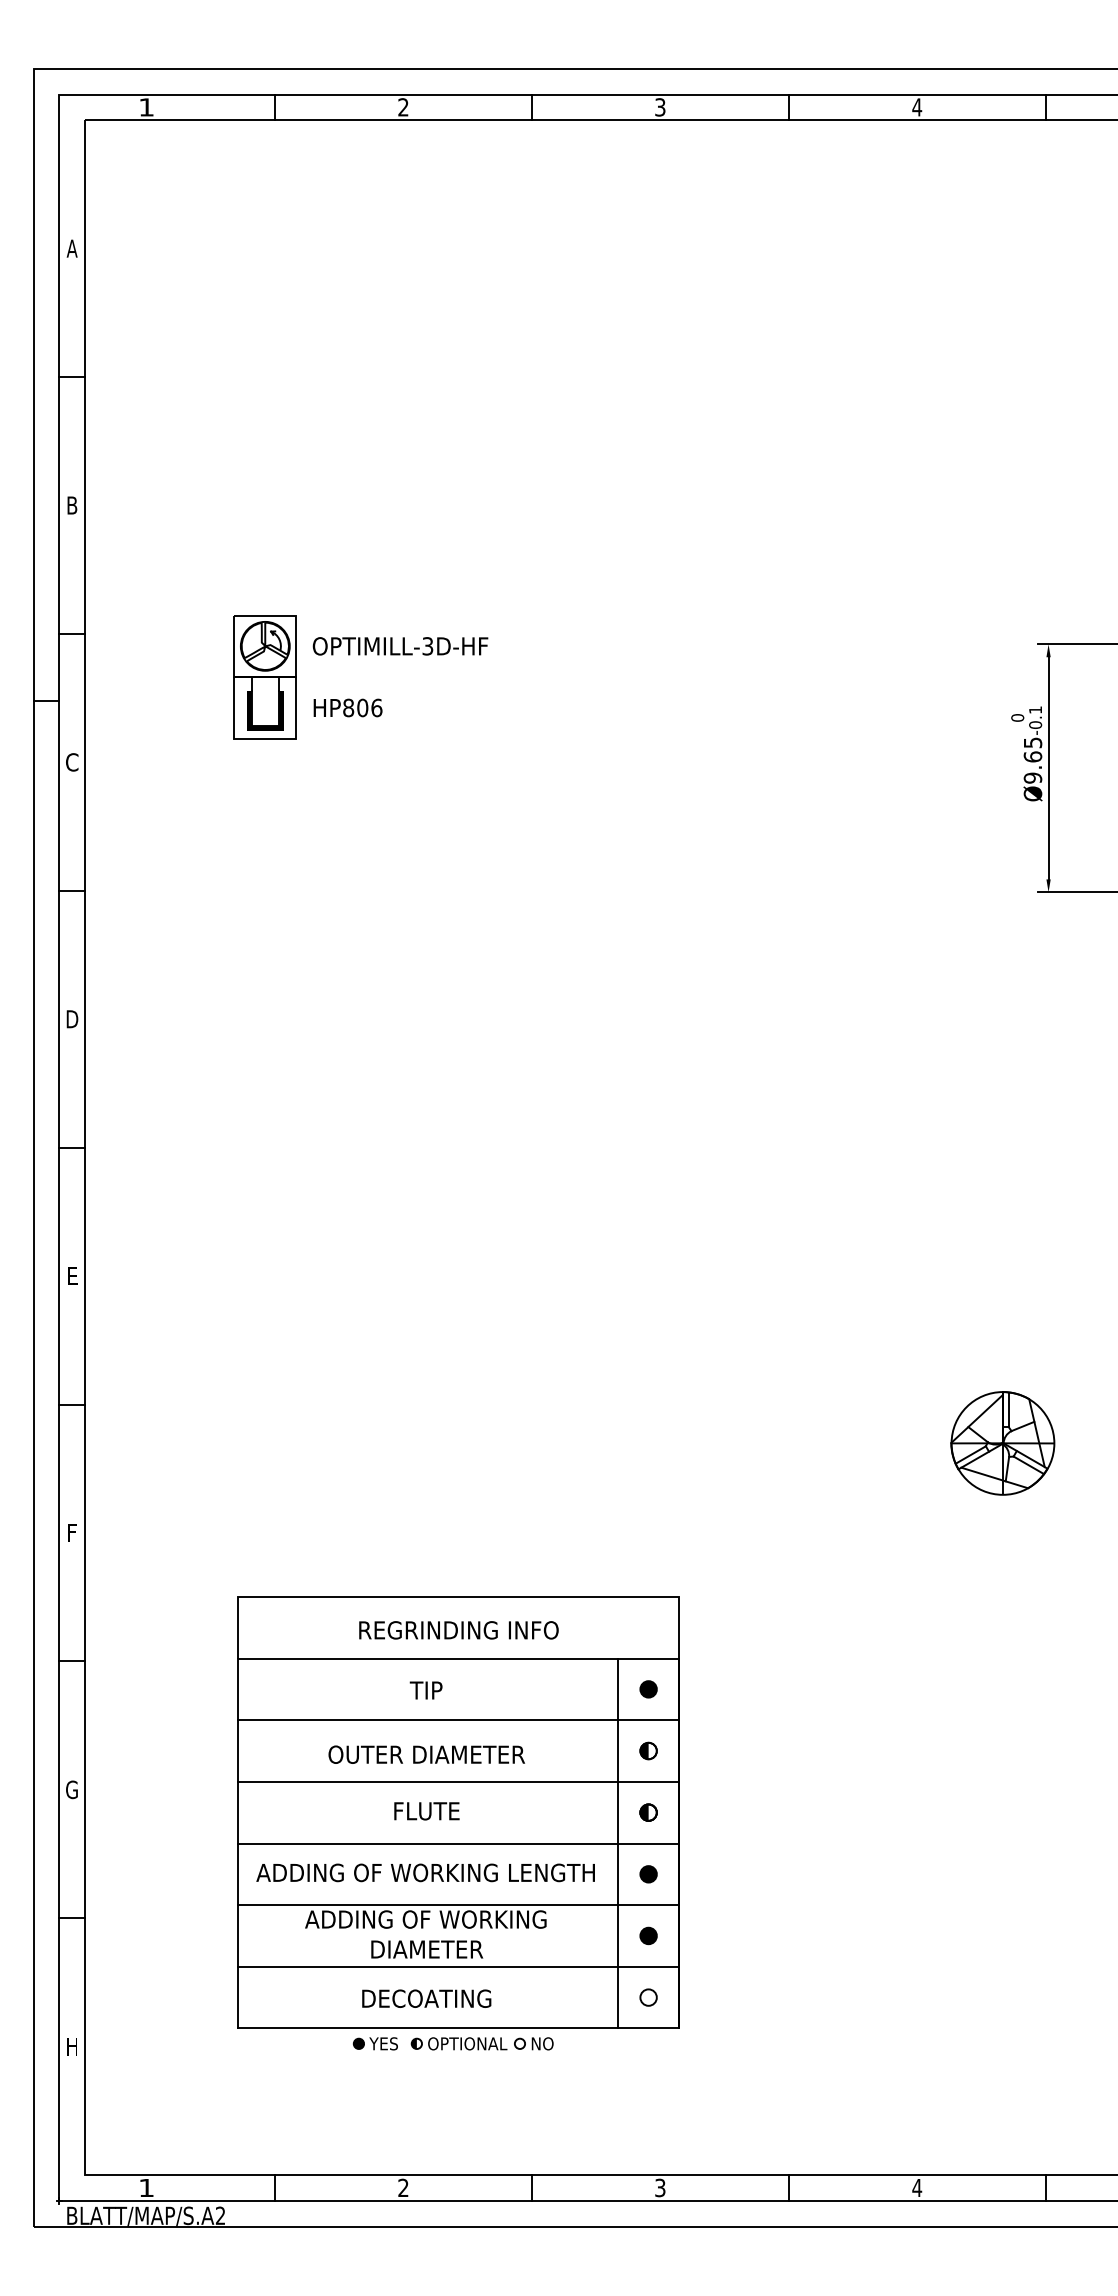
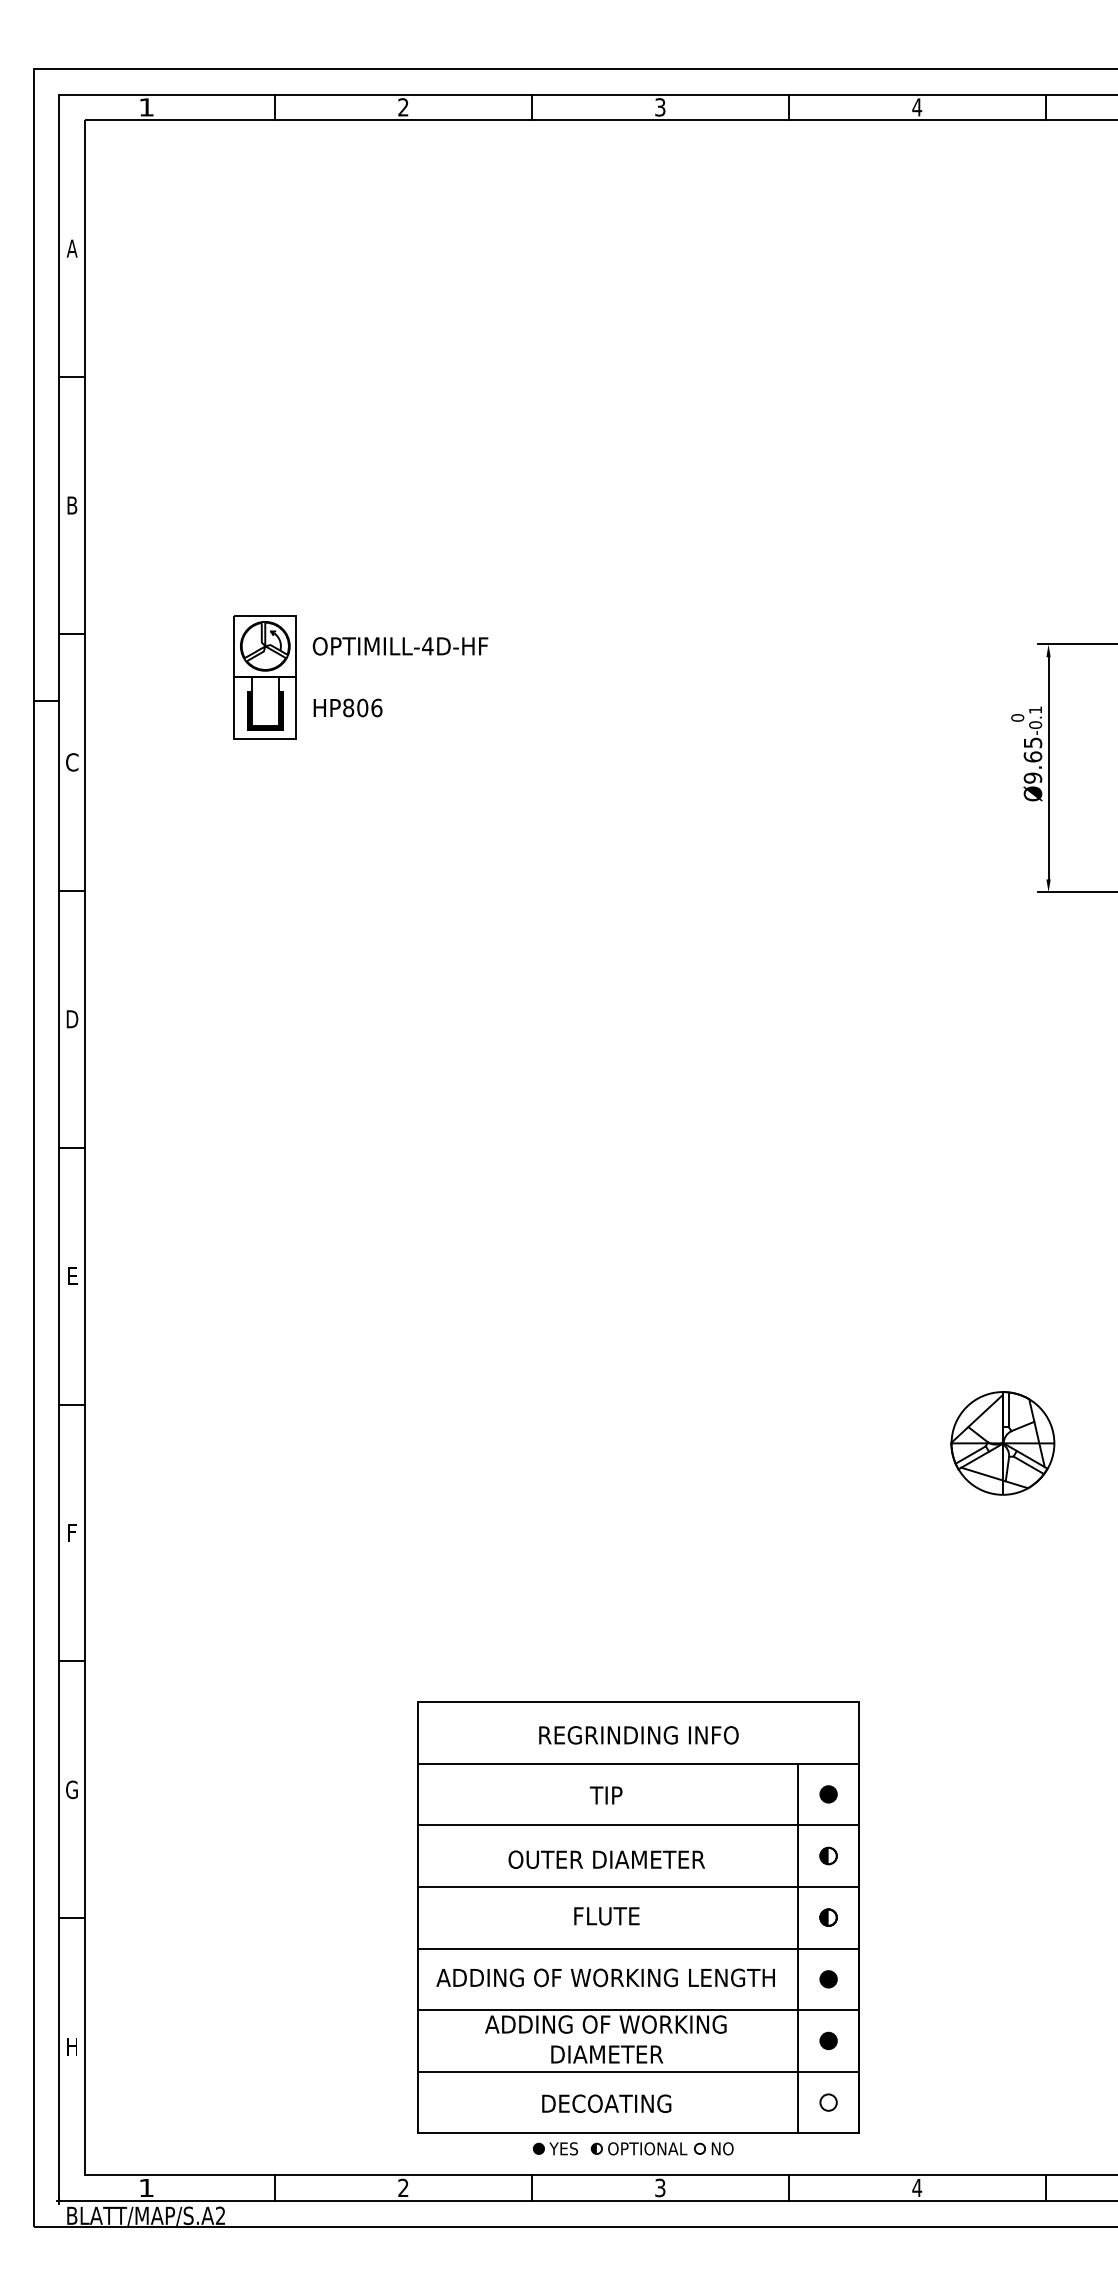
text: OPTIMILL-3D-HF -> OPTIMILL-4D-HF (427, 646)
part position: (458, 1823) -> (638, 1928) (638, 1928)
